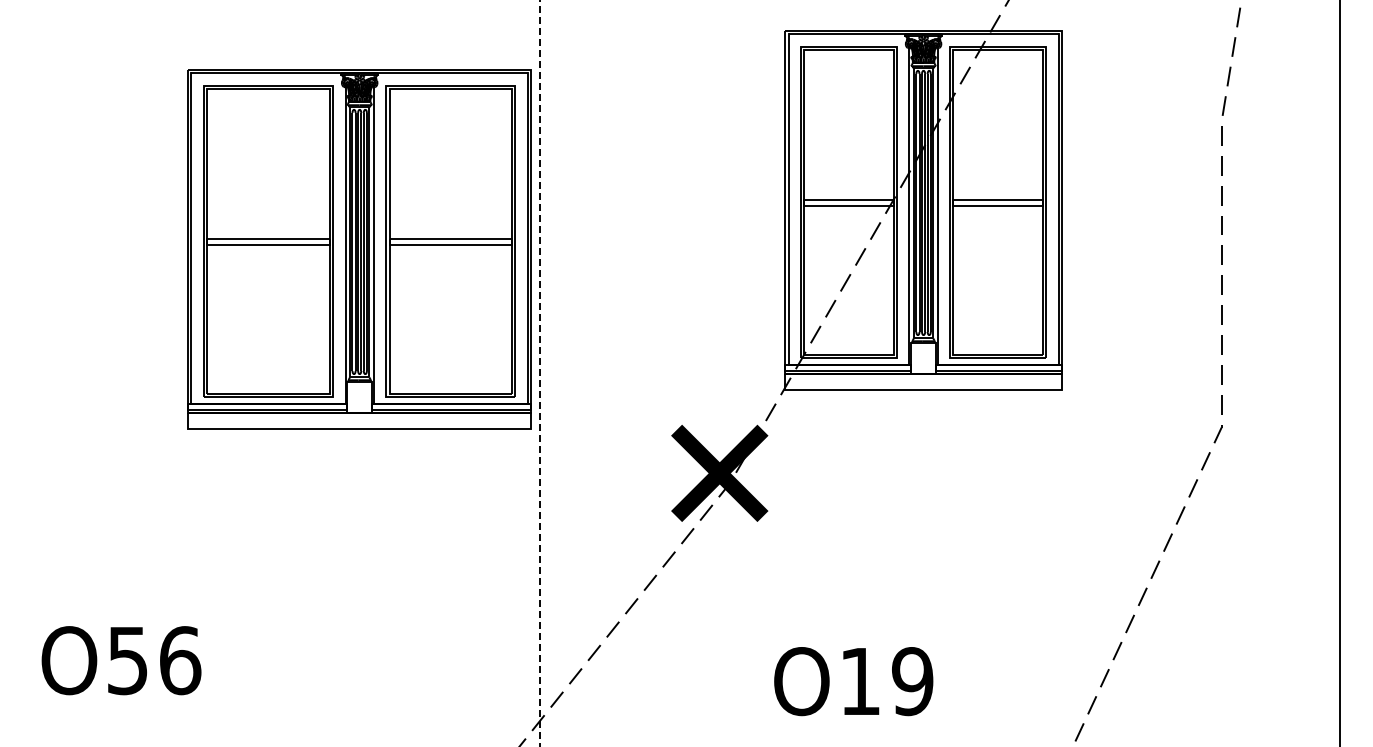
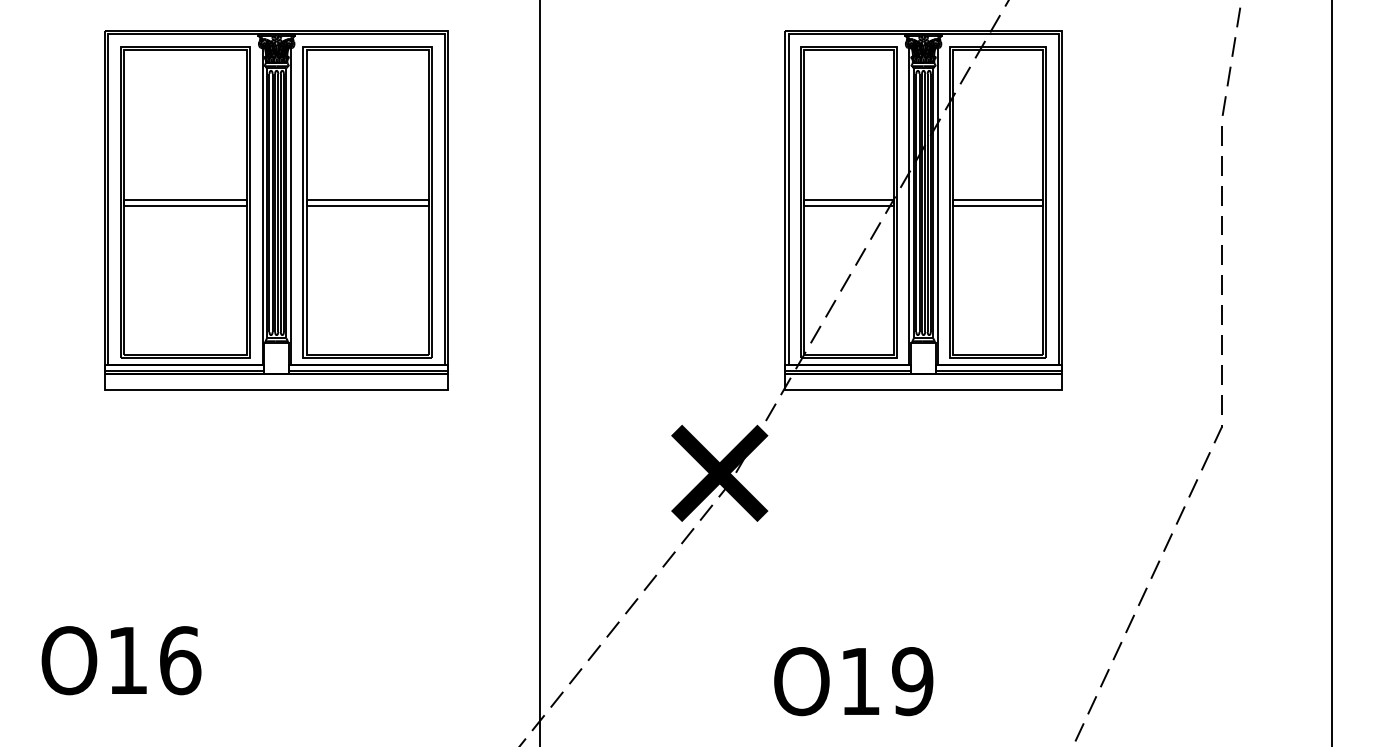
part position: (359, 249) -> (276, 210) (276, 210)
line position: (1339, 372) -> (1331, 372) (1331, 372)
line: dashed -> solid (540, 373)
text: O56 -> O16 (127, 661)
